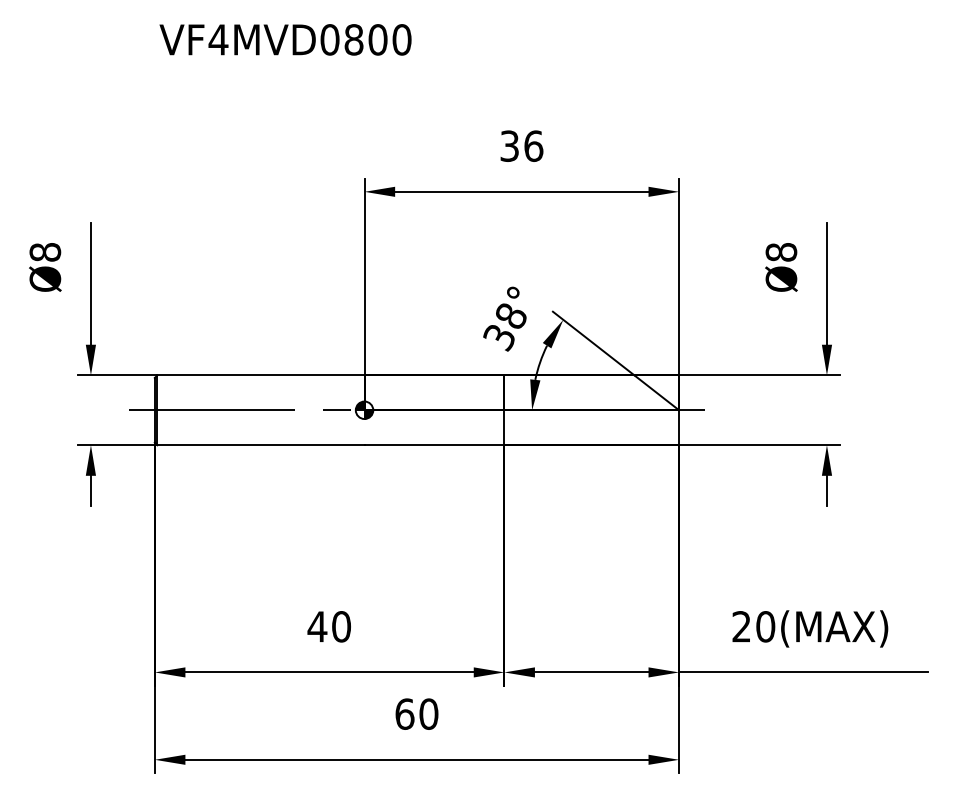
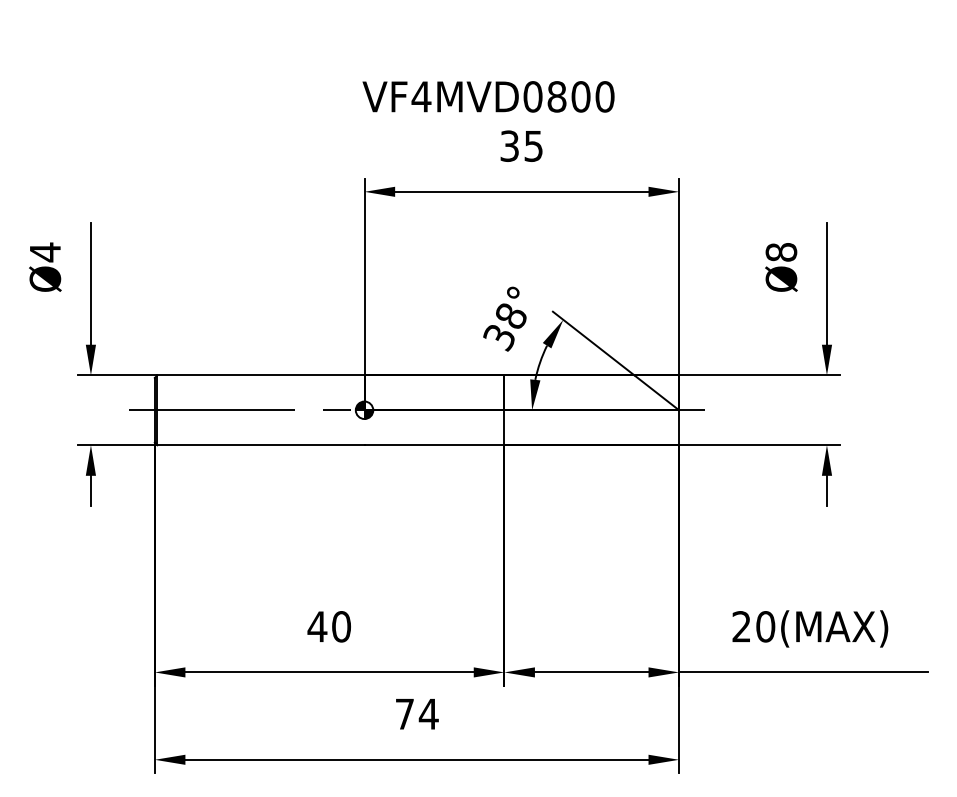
text position: (285, 39) -> (488, 96) (488, 96)
text: 36 -> 35 (533, 145)
text: Ø8 -> Ø4 (45, 252)
text: 60 -> 74 (416, 713)
